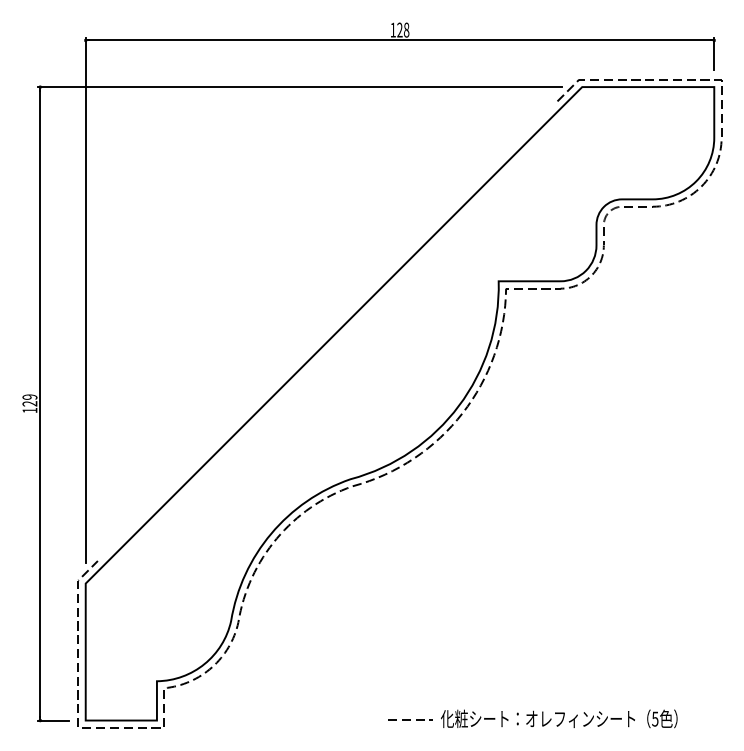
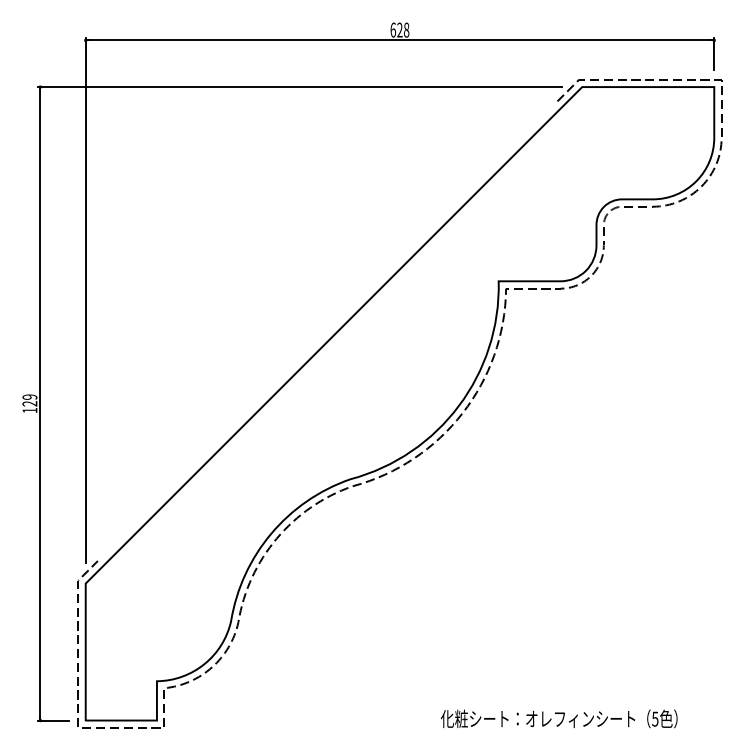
text: 128 -> 628 (393, 29)
line: present -> none (410, 719)
